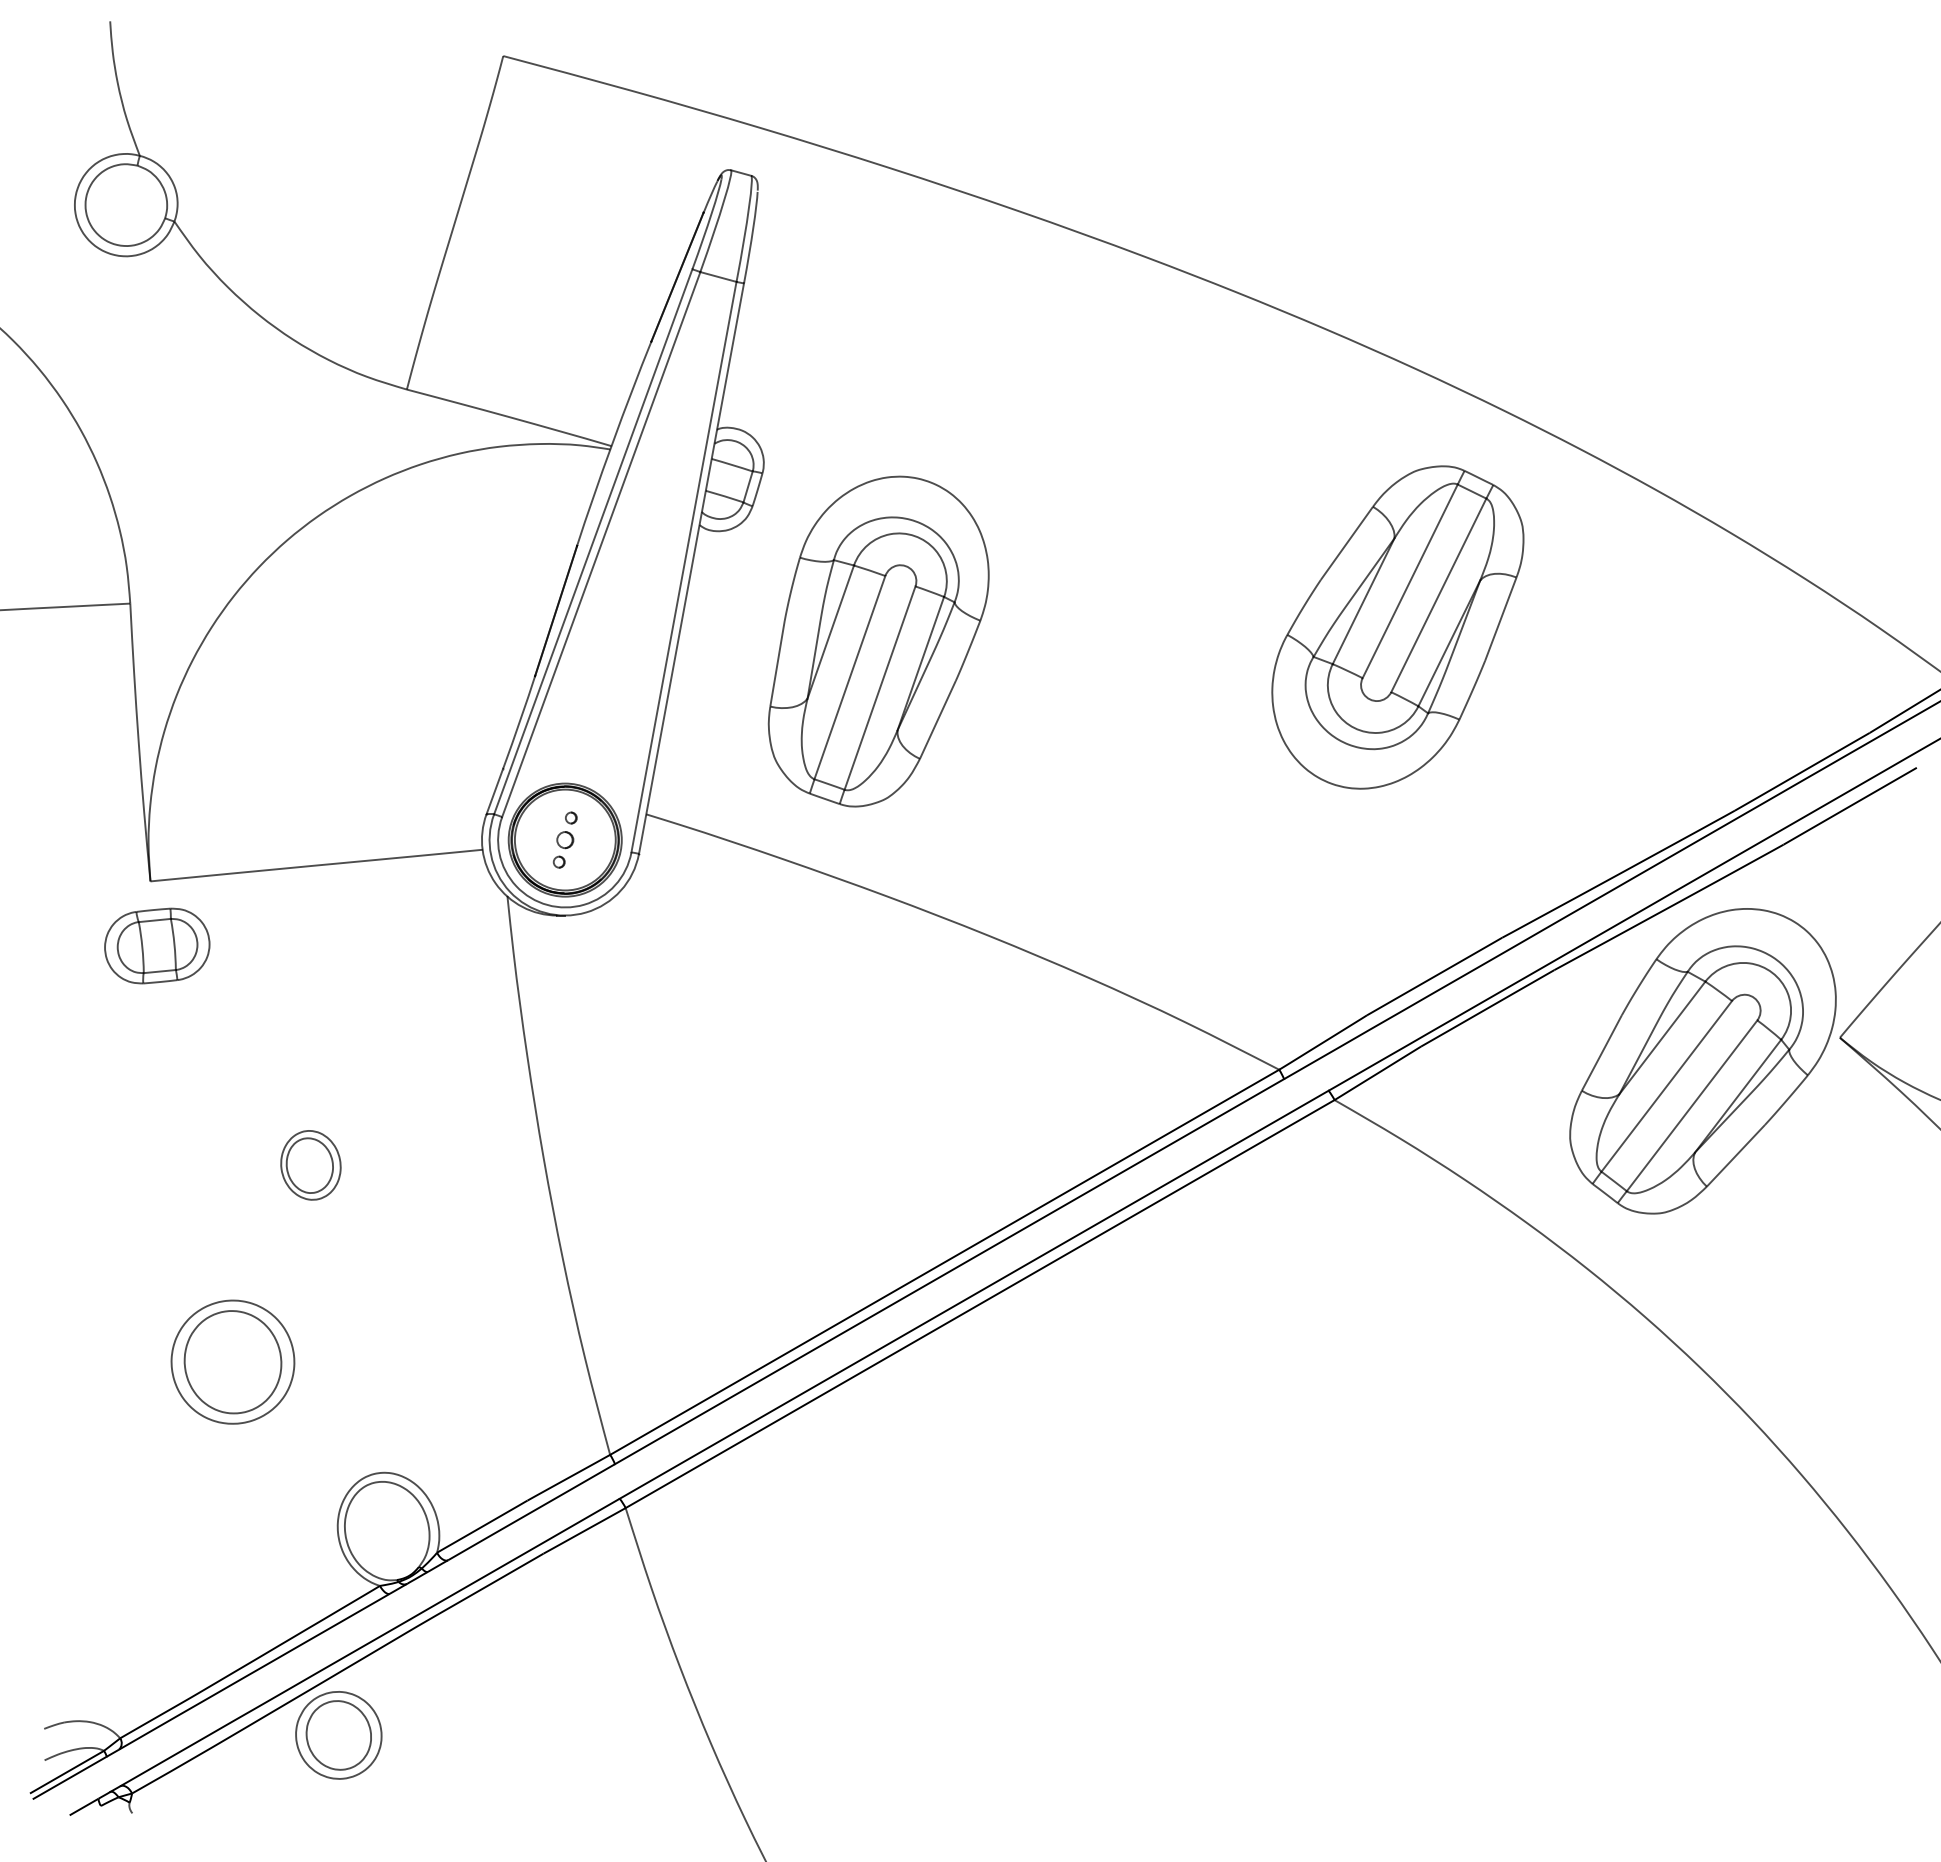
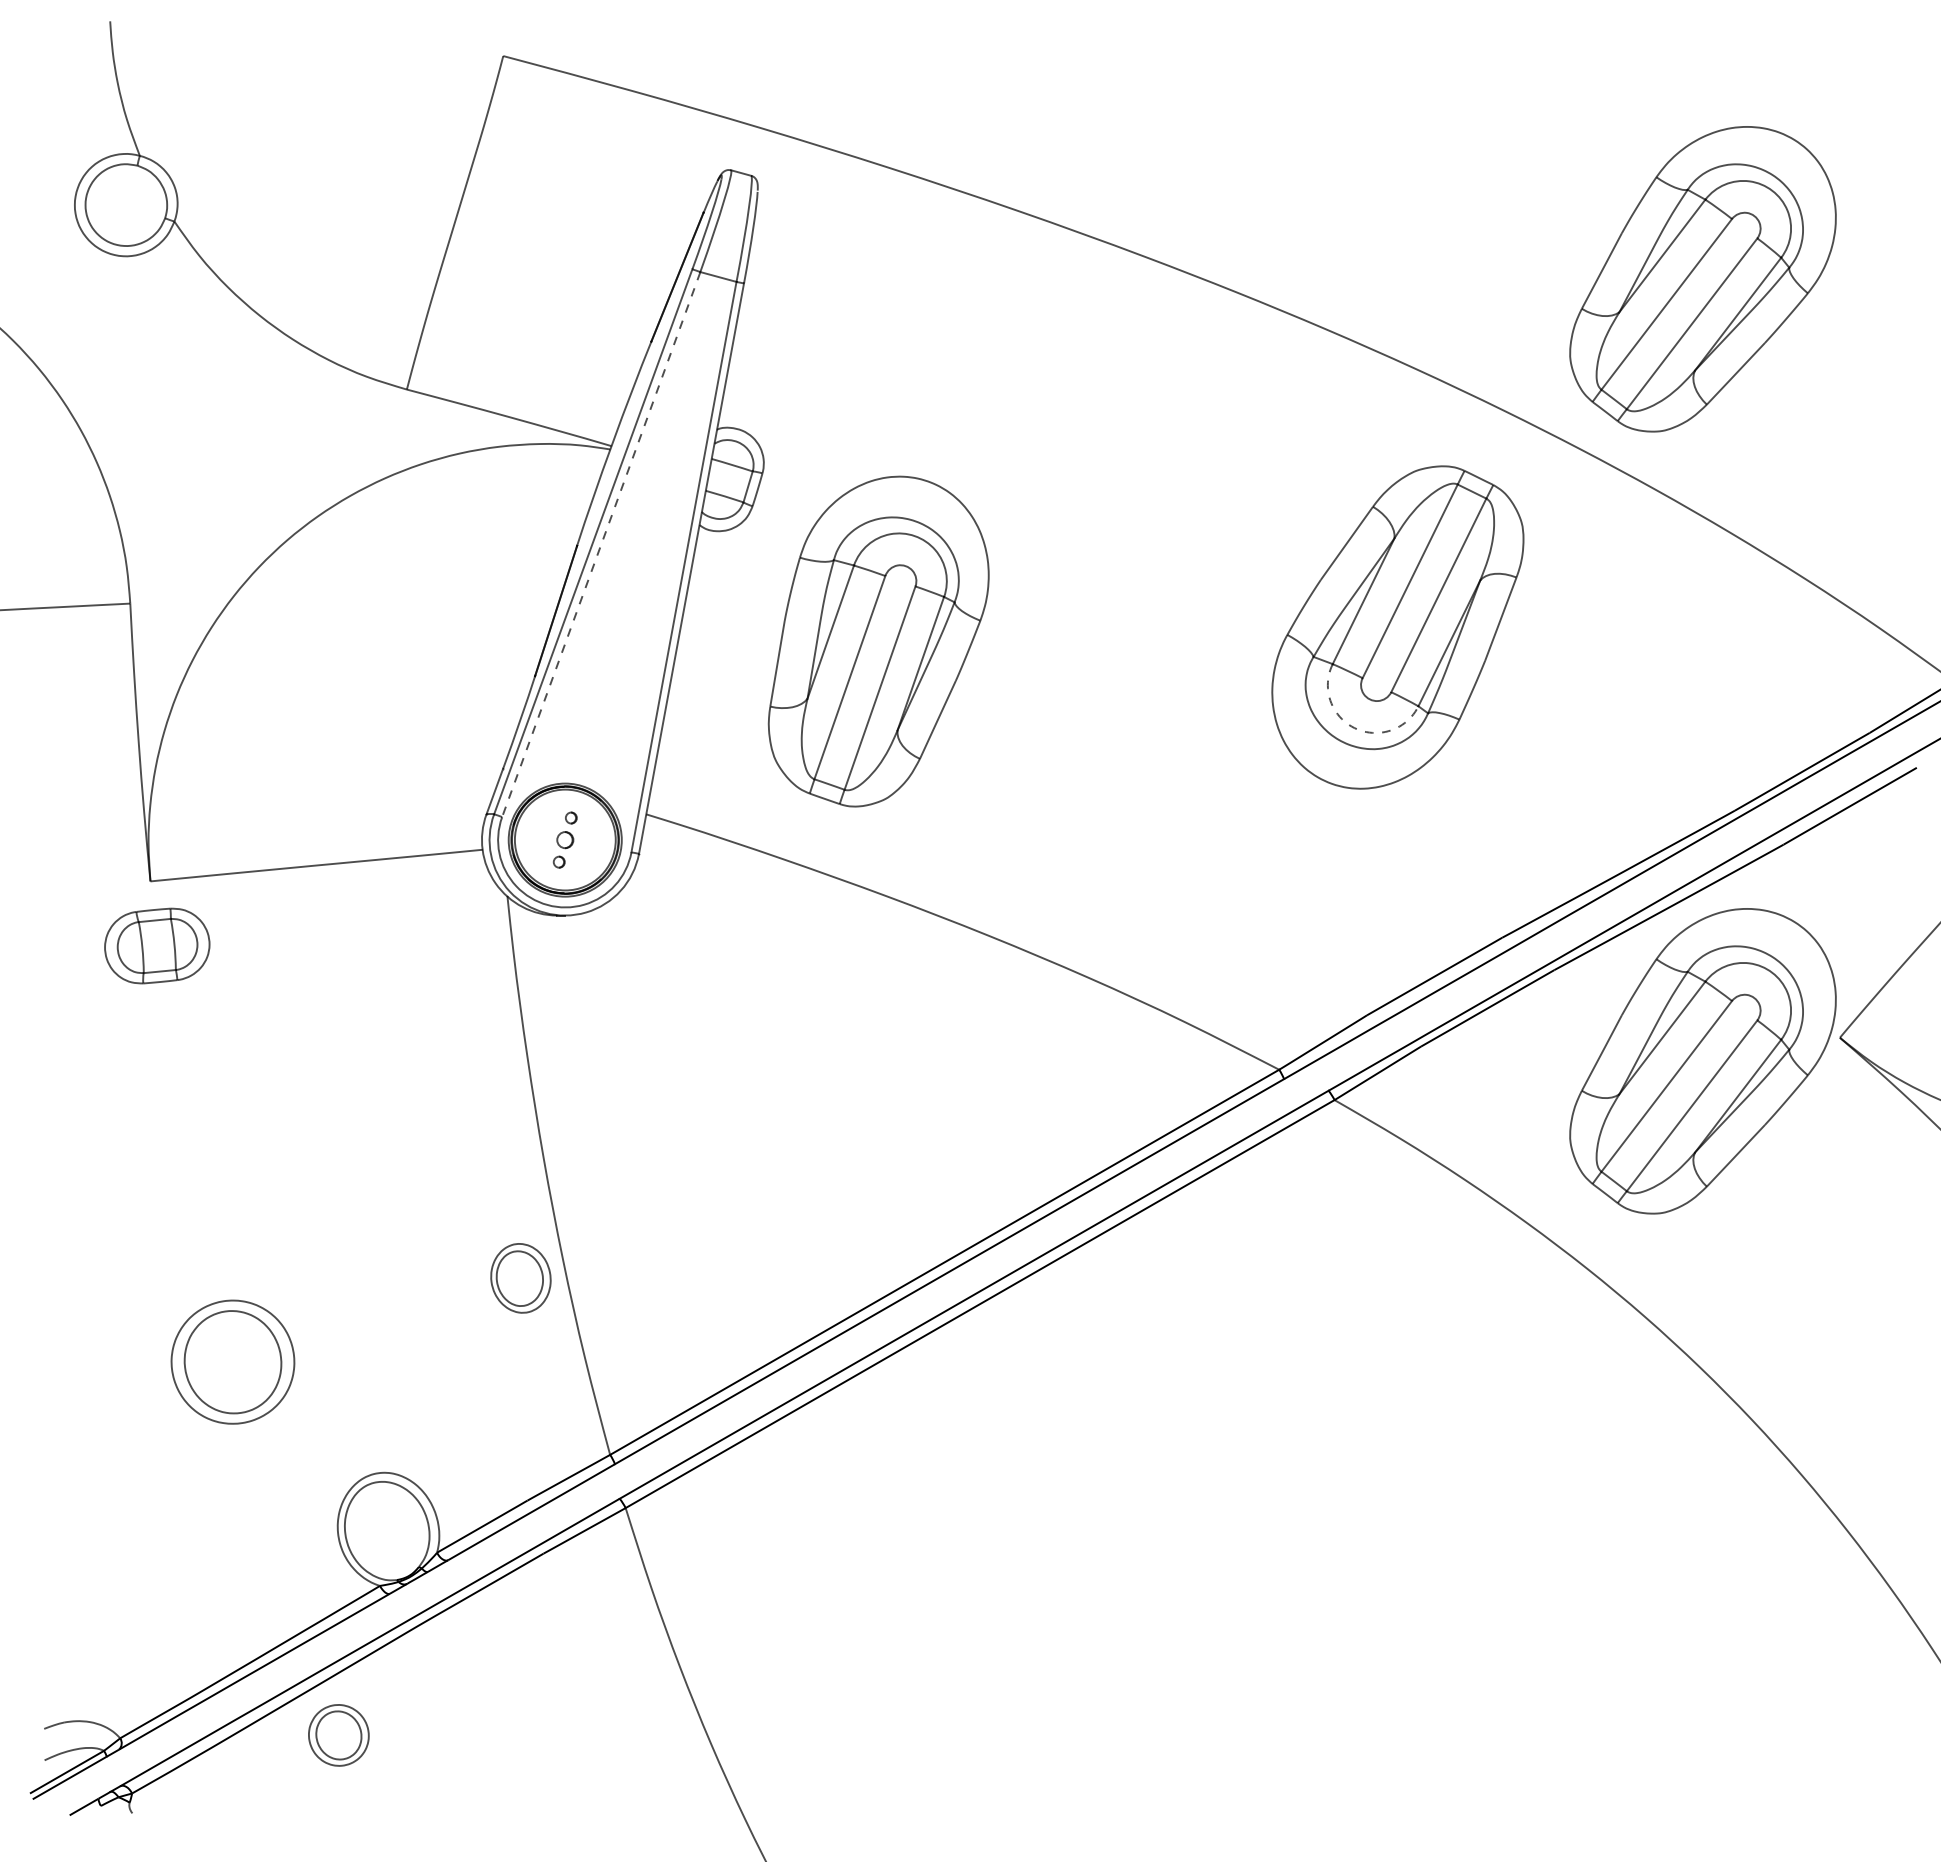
part: none -> present (1702, 279)
line: solid -> dashed (601, 544)
arc: solid -> dashed (1354, 728)
part position: (310, 1165) -> (520, 1278) (520, 1278)
part size: 88x89 px -> 62x63 px (338, 1735)
